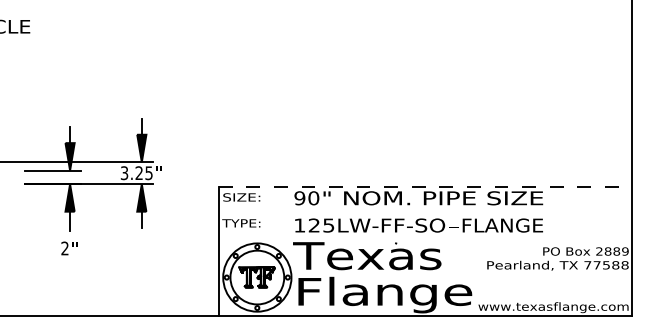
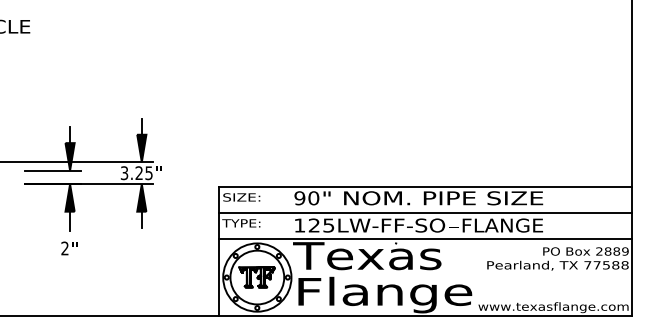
line: dashed -> solid (425, 187)
line: none -> present (425, 212)
line: none -> present (425, 238)
